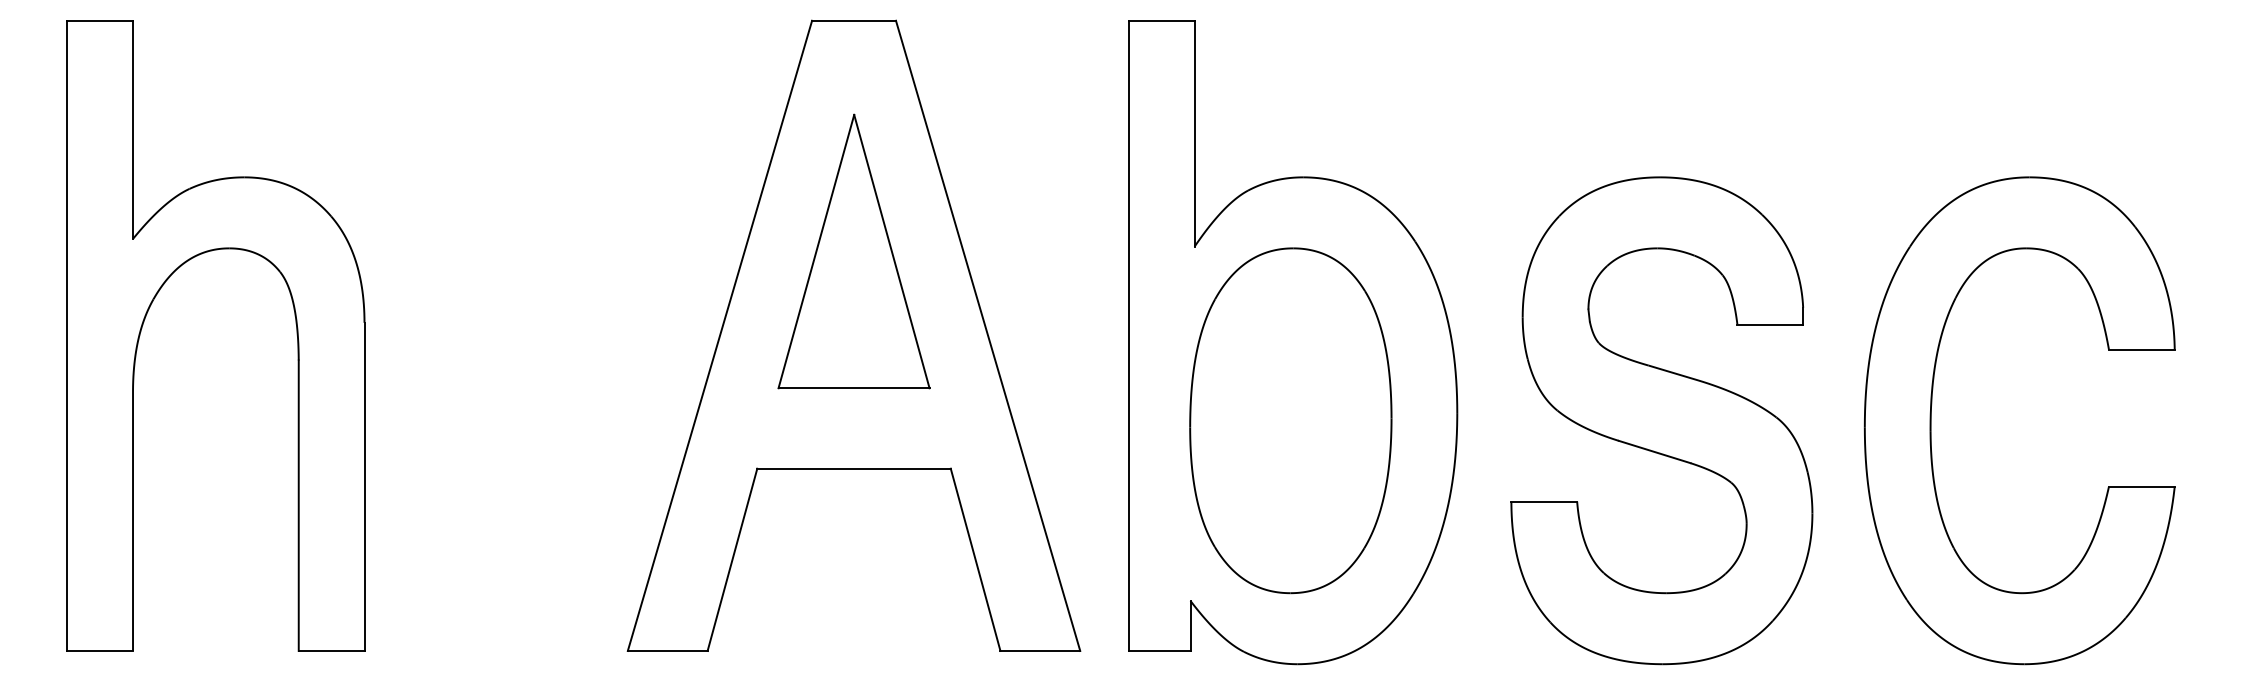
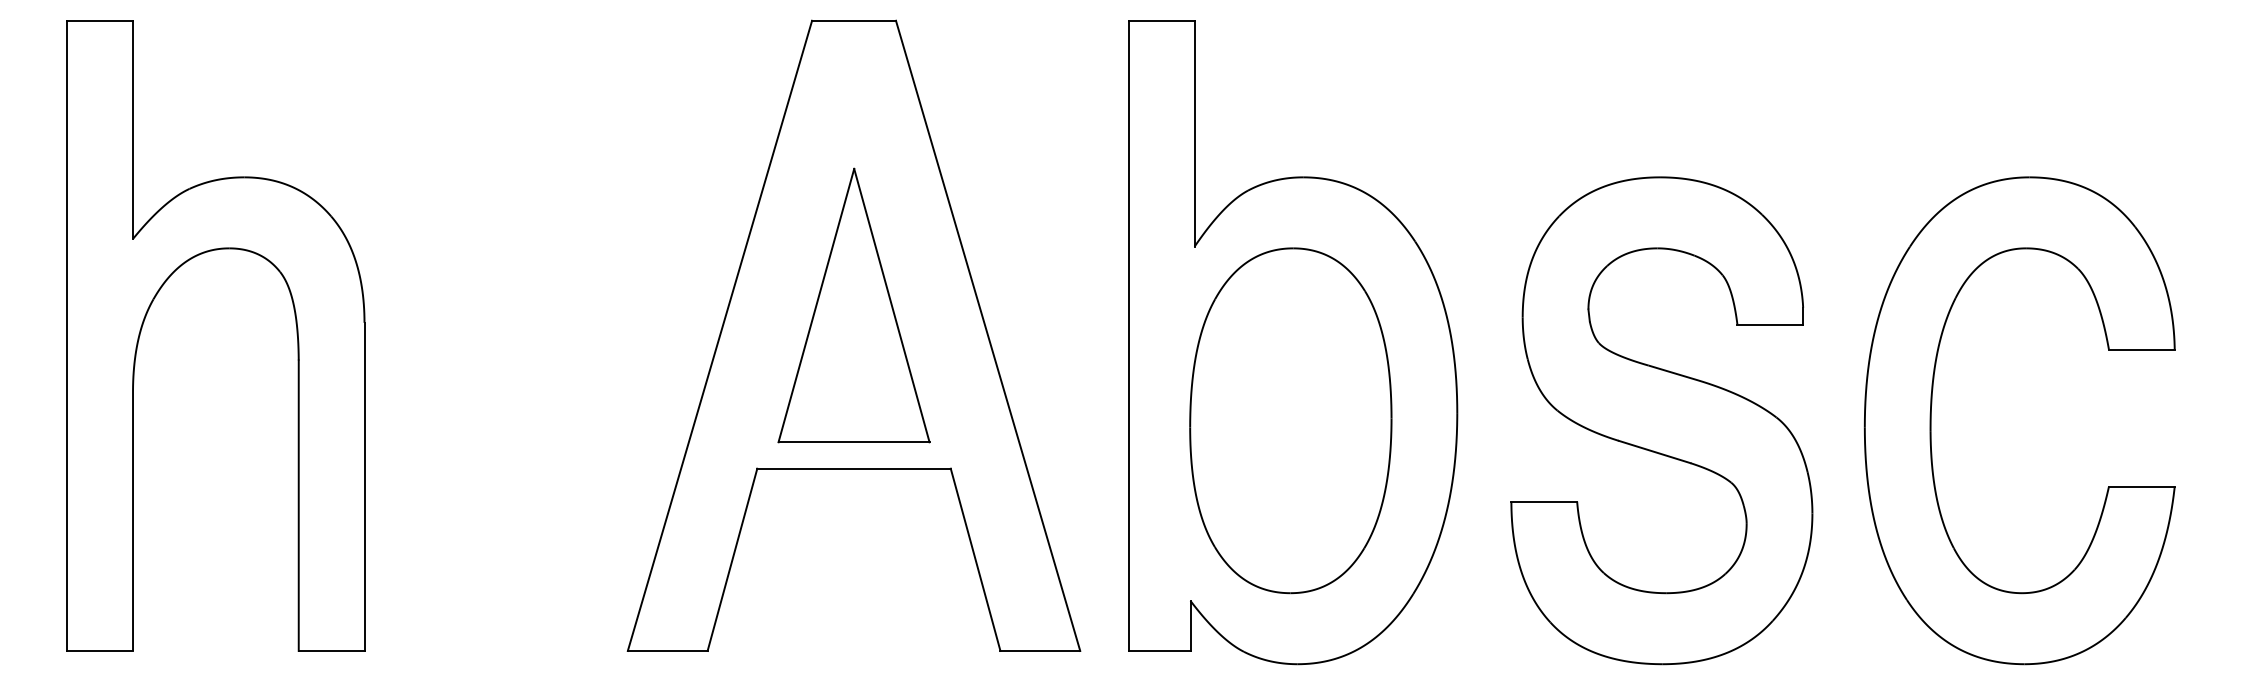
part position: (853, 251) -> (853, 305) (853, 305)
